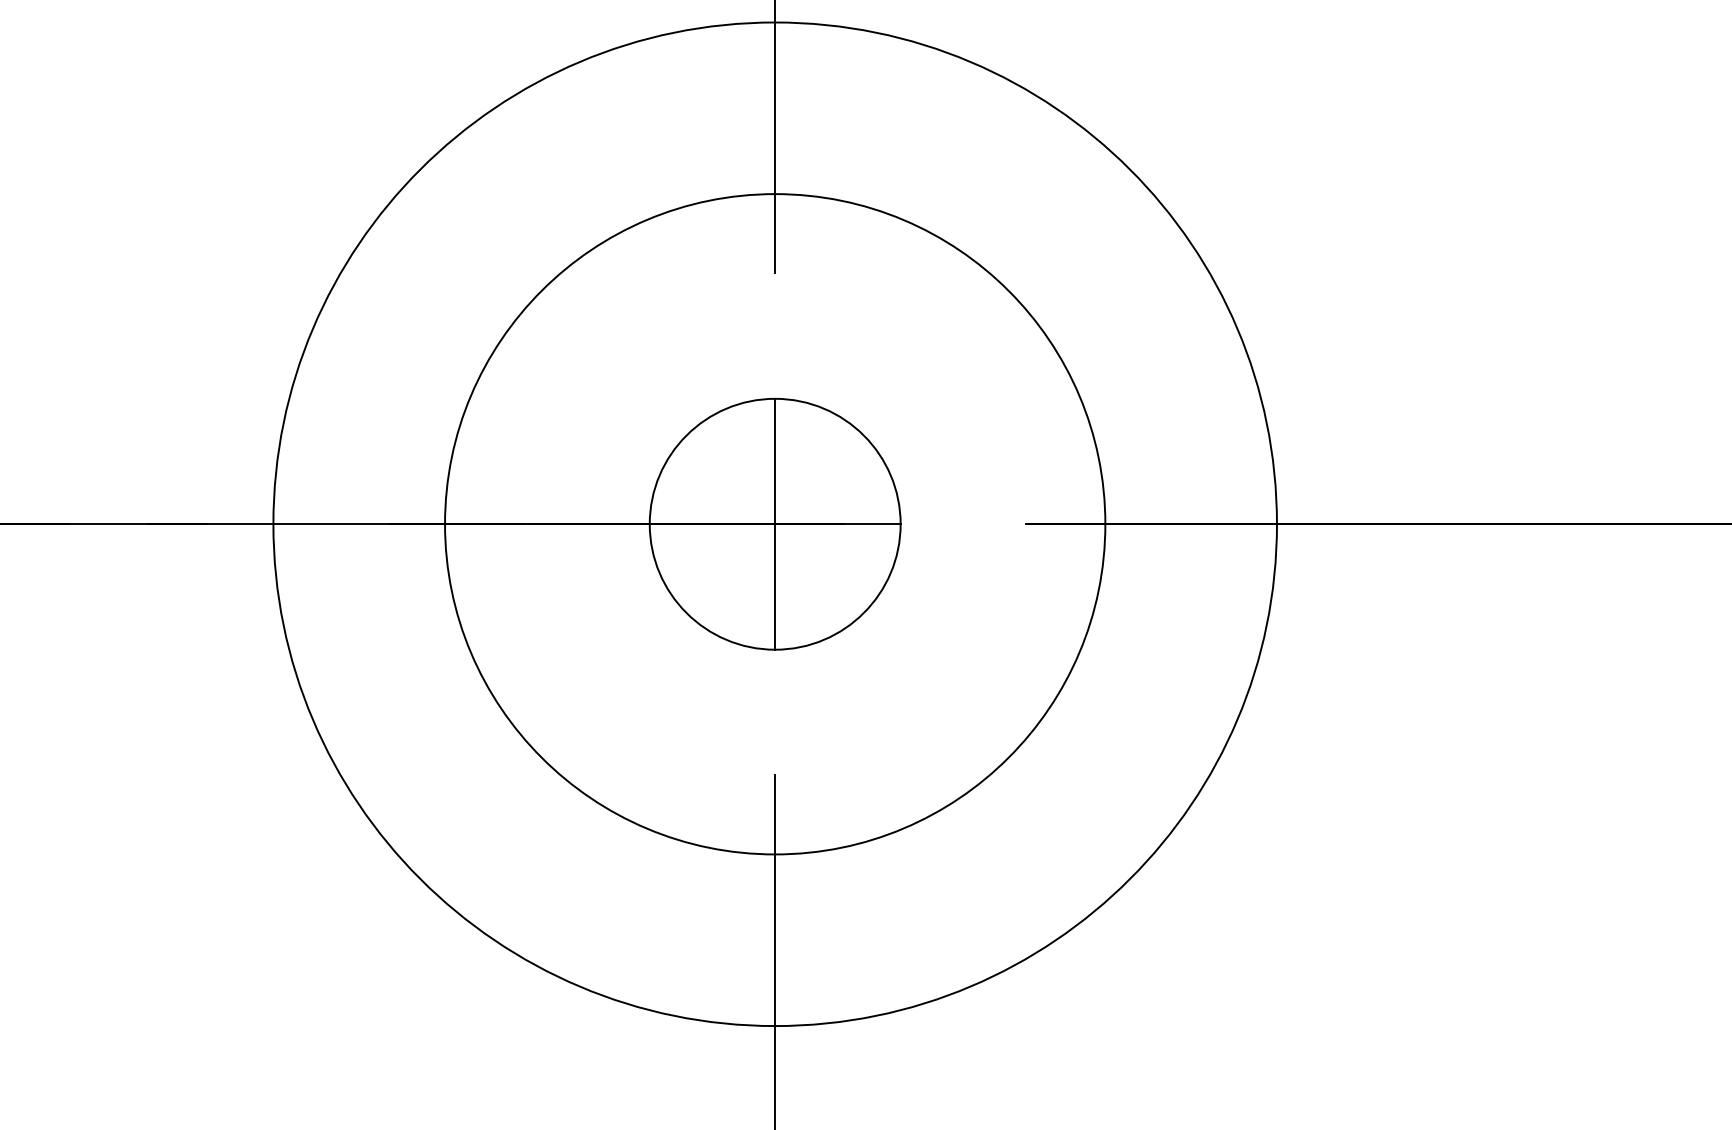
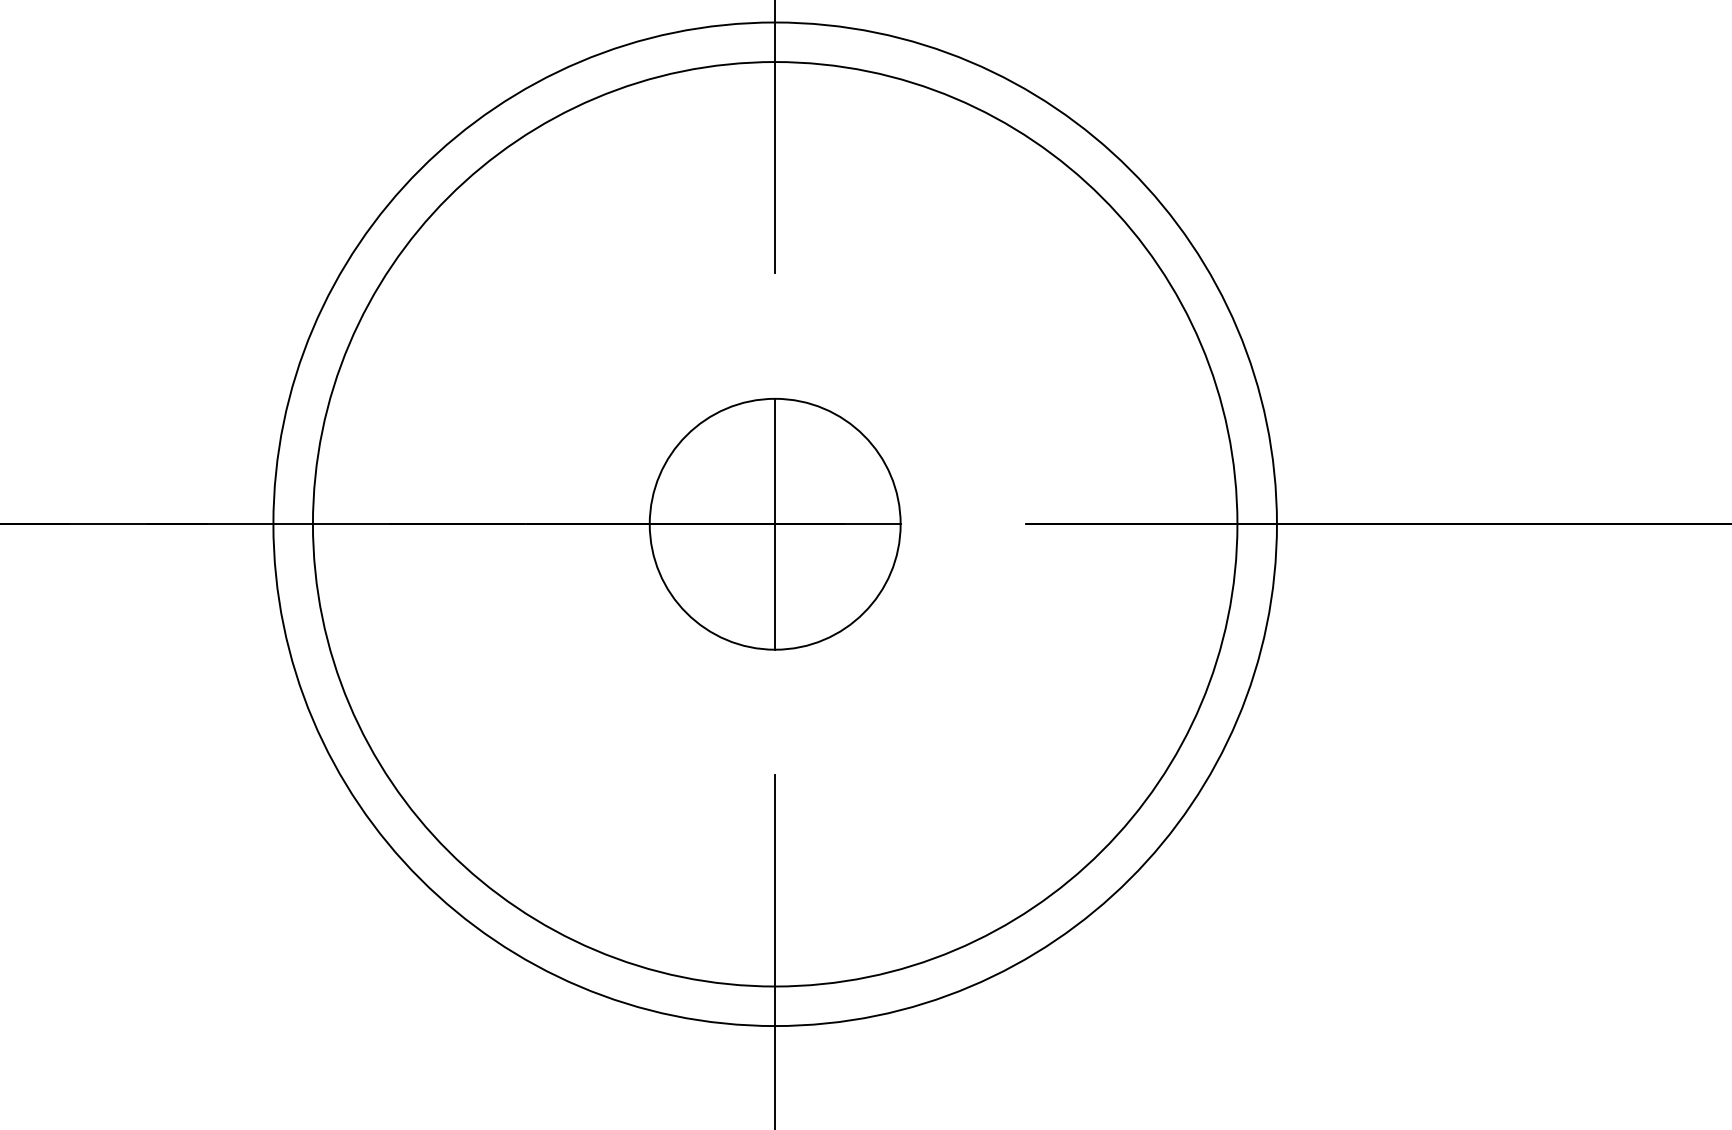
circle diameter: 660 px -> 924 px (774, 524)
